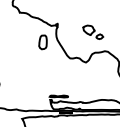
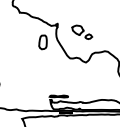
part position: (93, 31) -> (82, 31) (82, 31)
